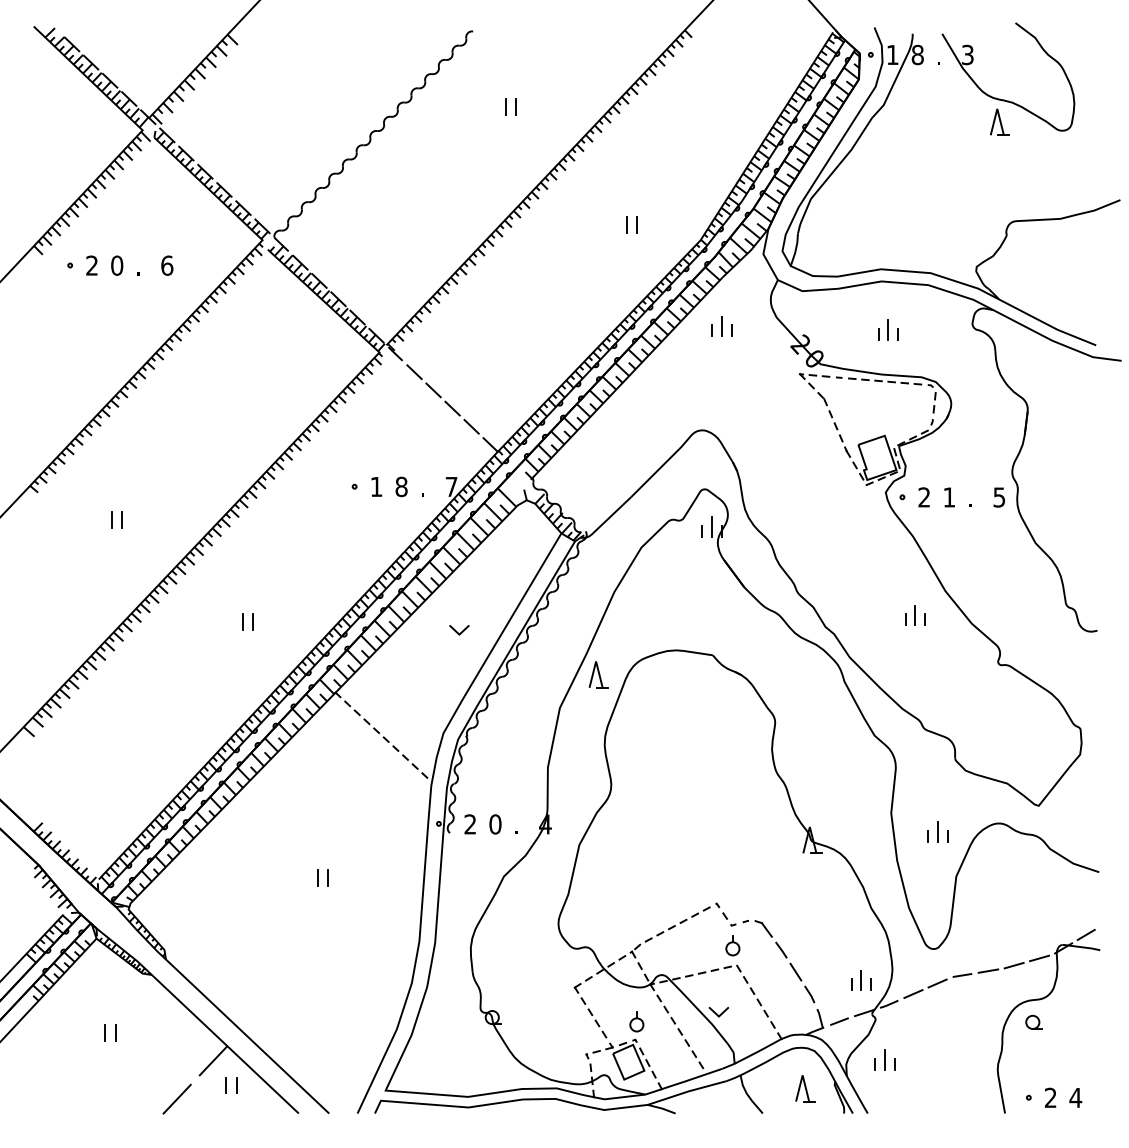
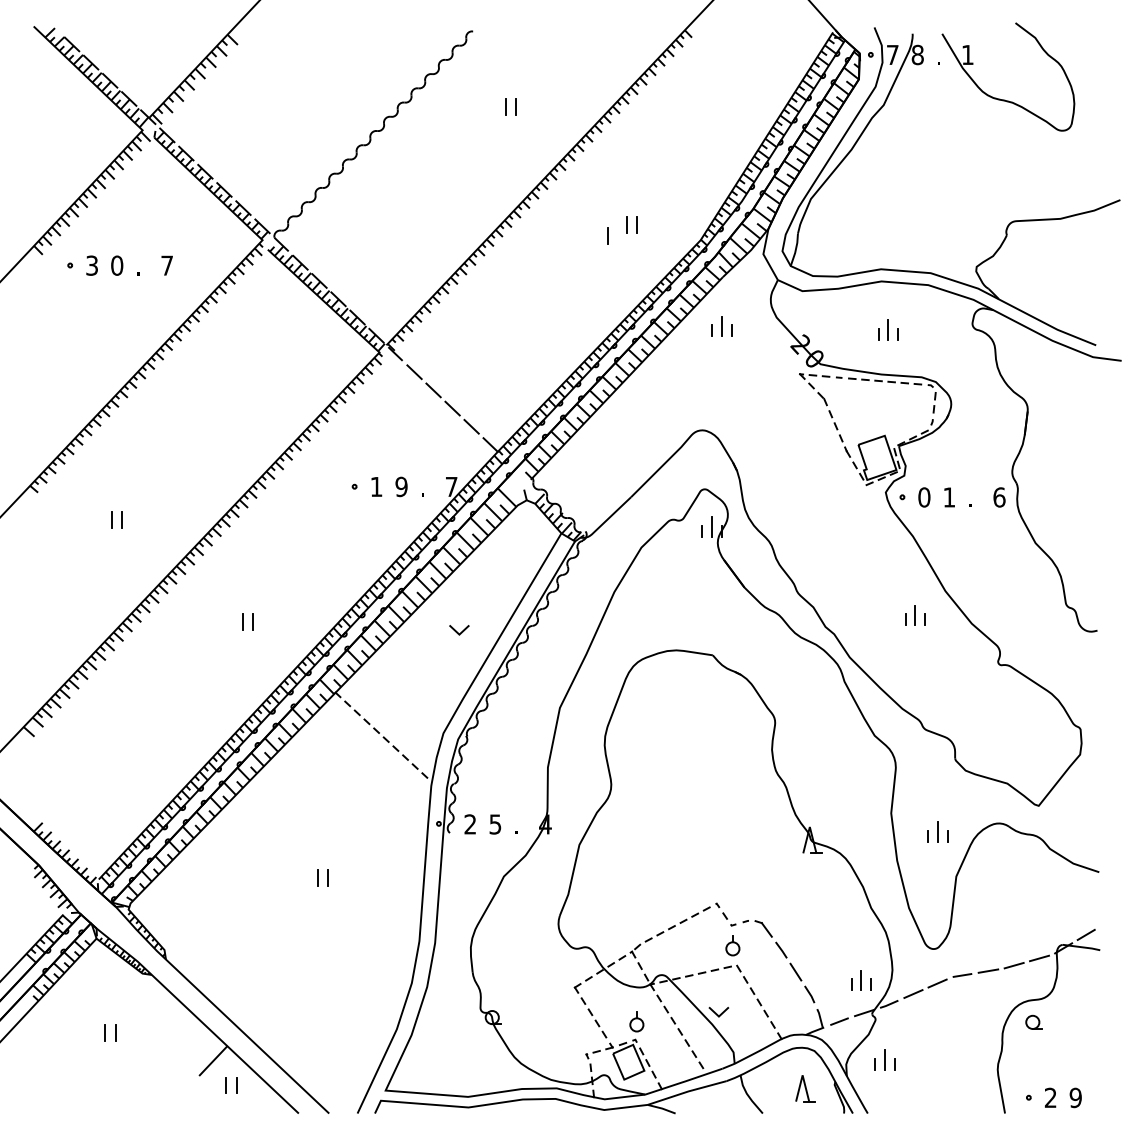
text: 1 -> 7 (892, 54)
text: 3 -> 1 (967, 54)
part: present -> none (999, 121)
line: none -> present (607, 235)
text: 2 -> 3 (91, 265)
text: 6 -> 7 (167, 265)
text: 8 -> 9 (401, 487)
text: 2 -> 0 (924, 497)
text: 5 -> 6 (999, 497)
part: present -> none (598, 674)
text: 0 -> 5 (495, 824)
text: 4 -> 9 (1075, 1097)
line: present -> none (176, 1098)
